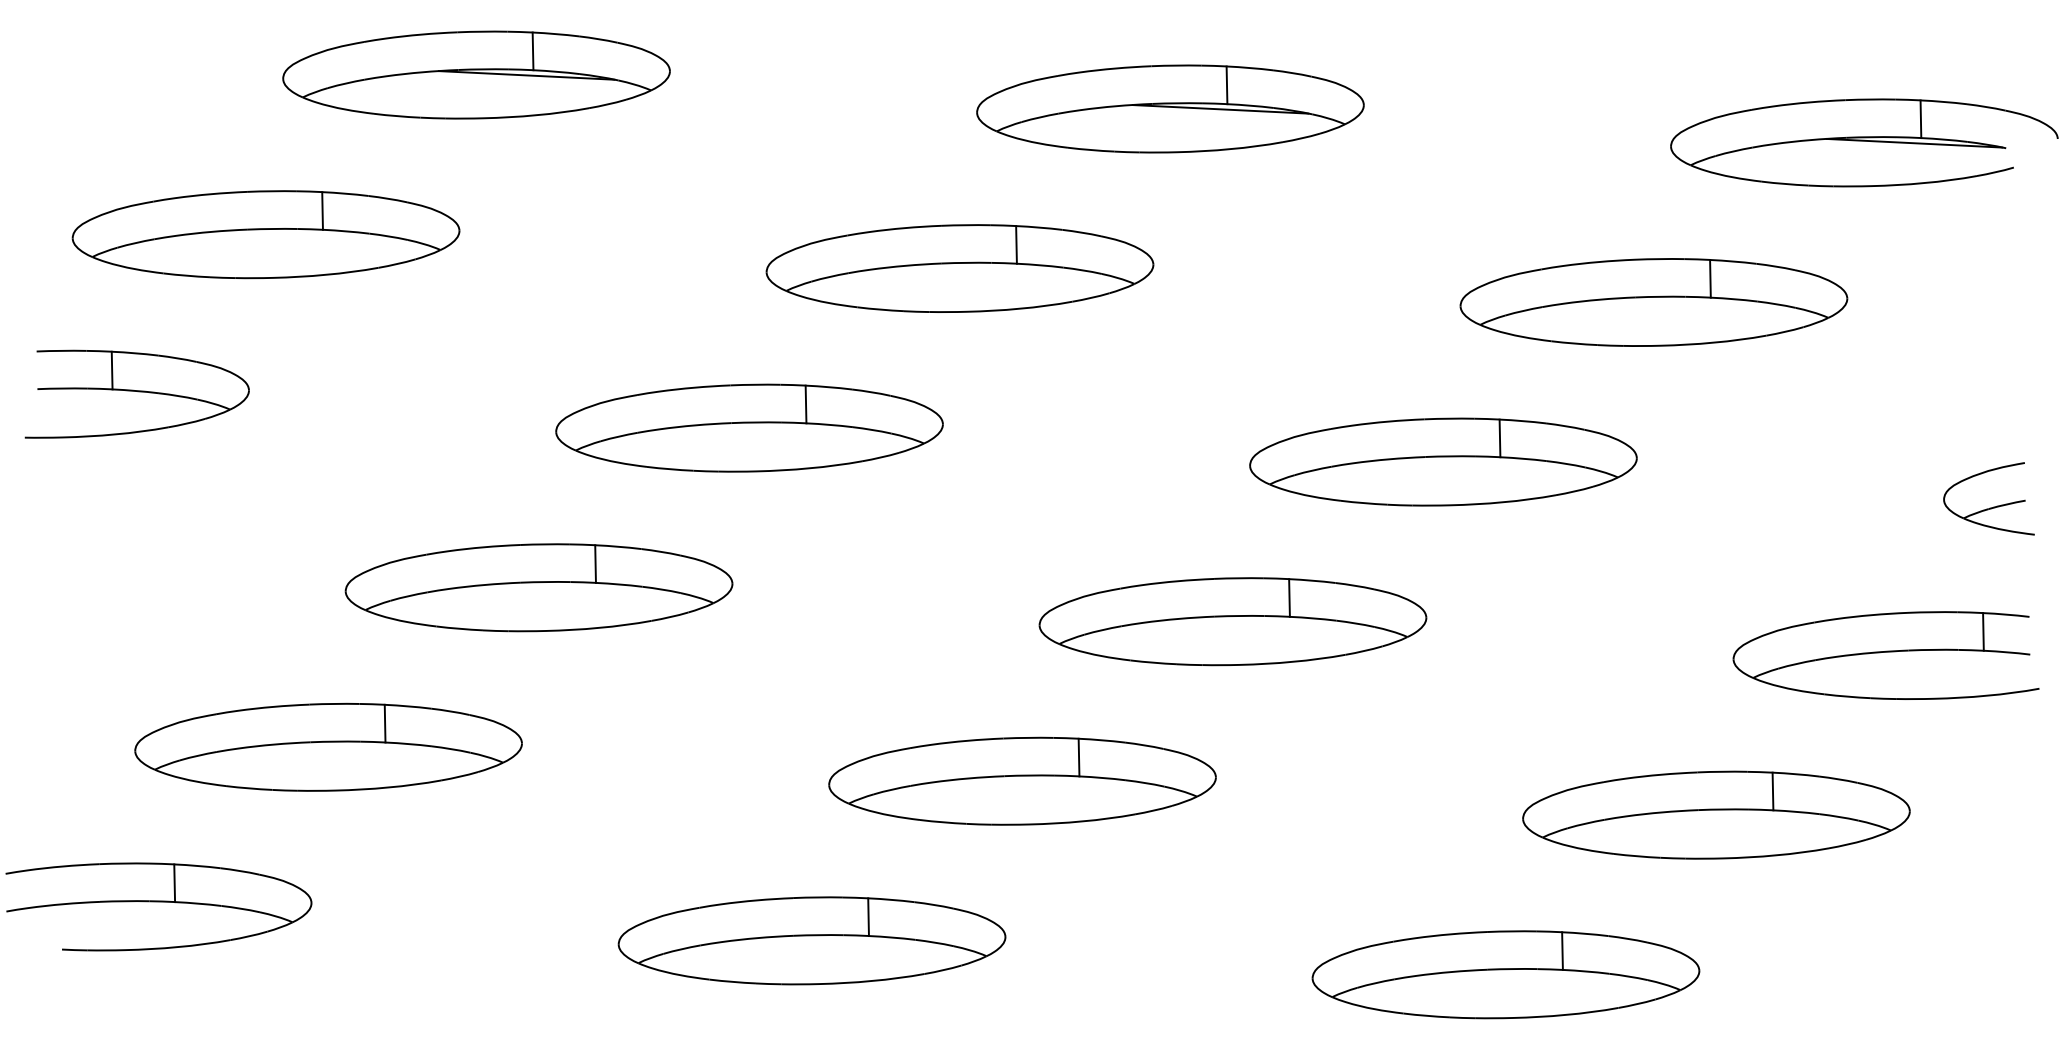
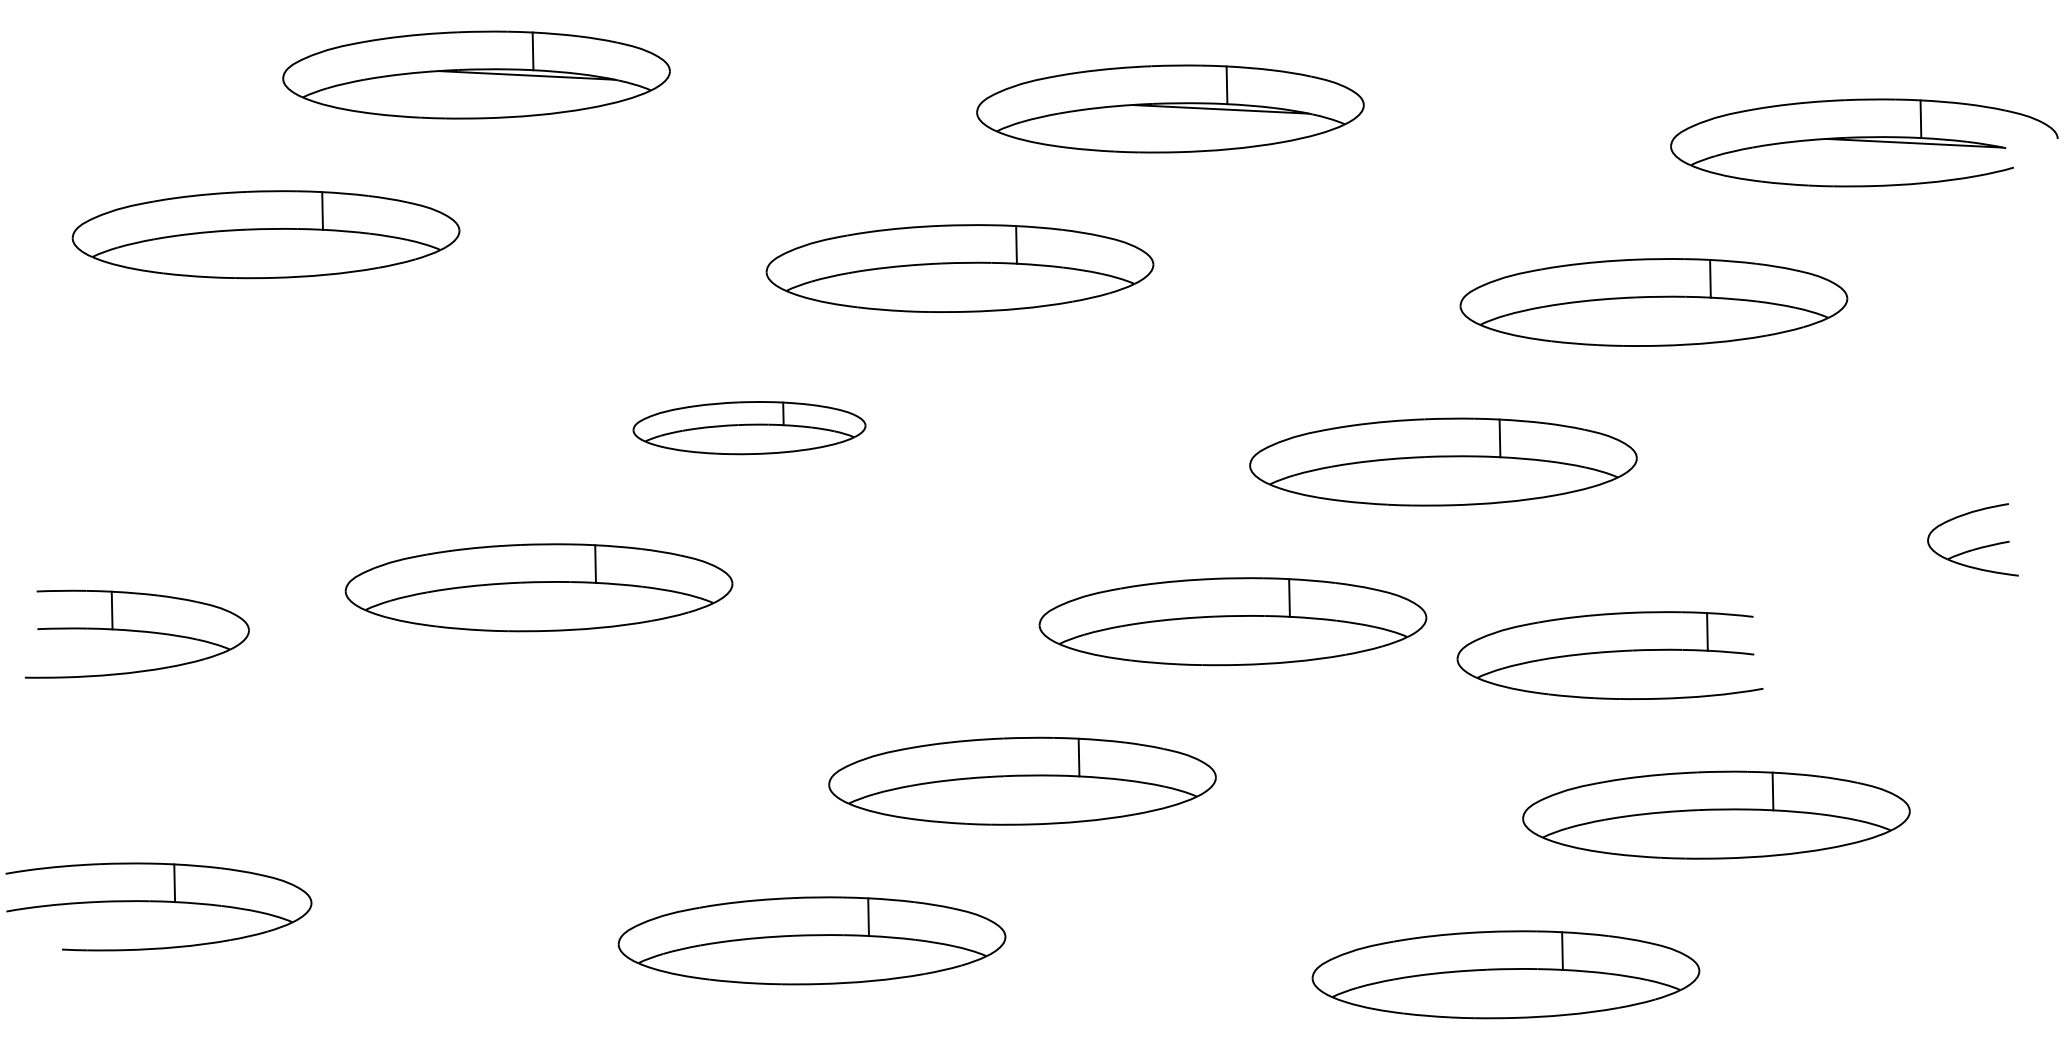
part position: (136, 393) -> (136, 633) (136, 633)
part size: 389x90 px -> 235x55 px (749, 428)
part position: (1989, 507) -> (1973, 548) (1973, 548)
part position: (1885, 655) -> (1609, 655) (1609, 655)
part: present -> none (328, 746)
